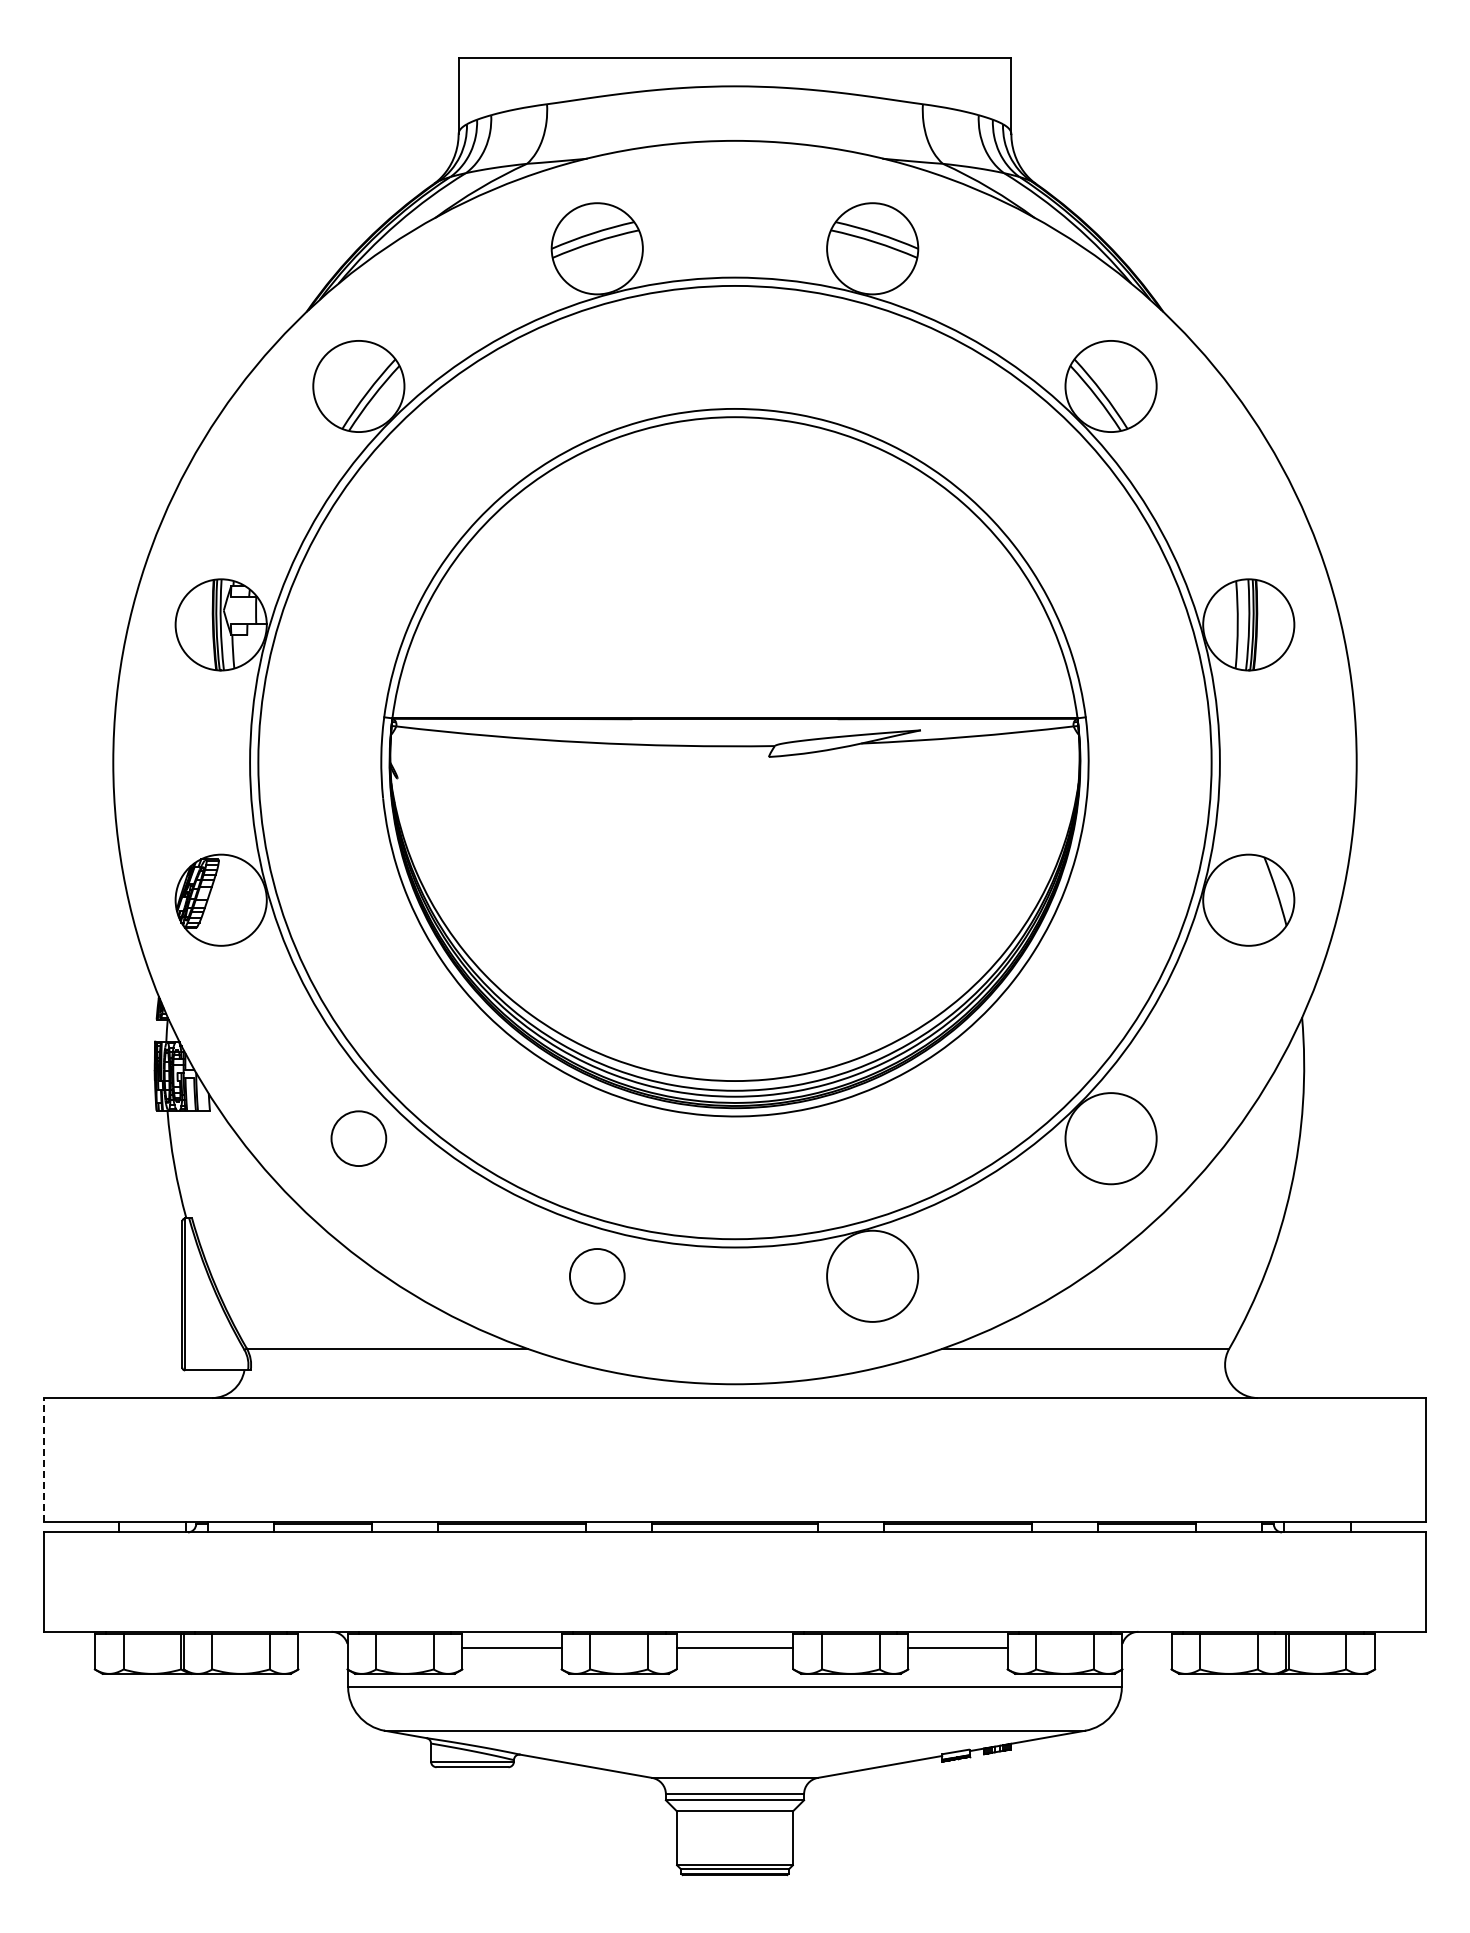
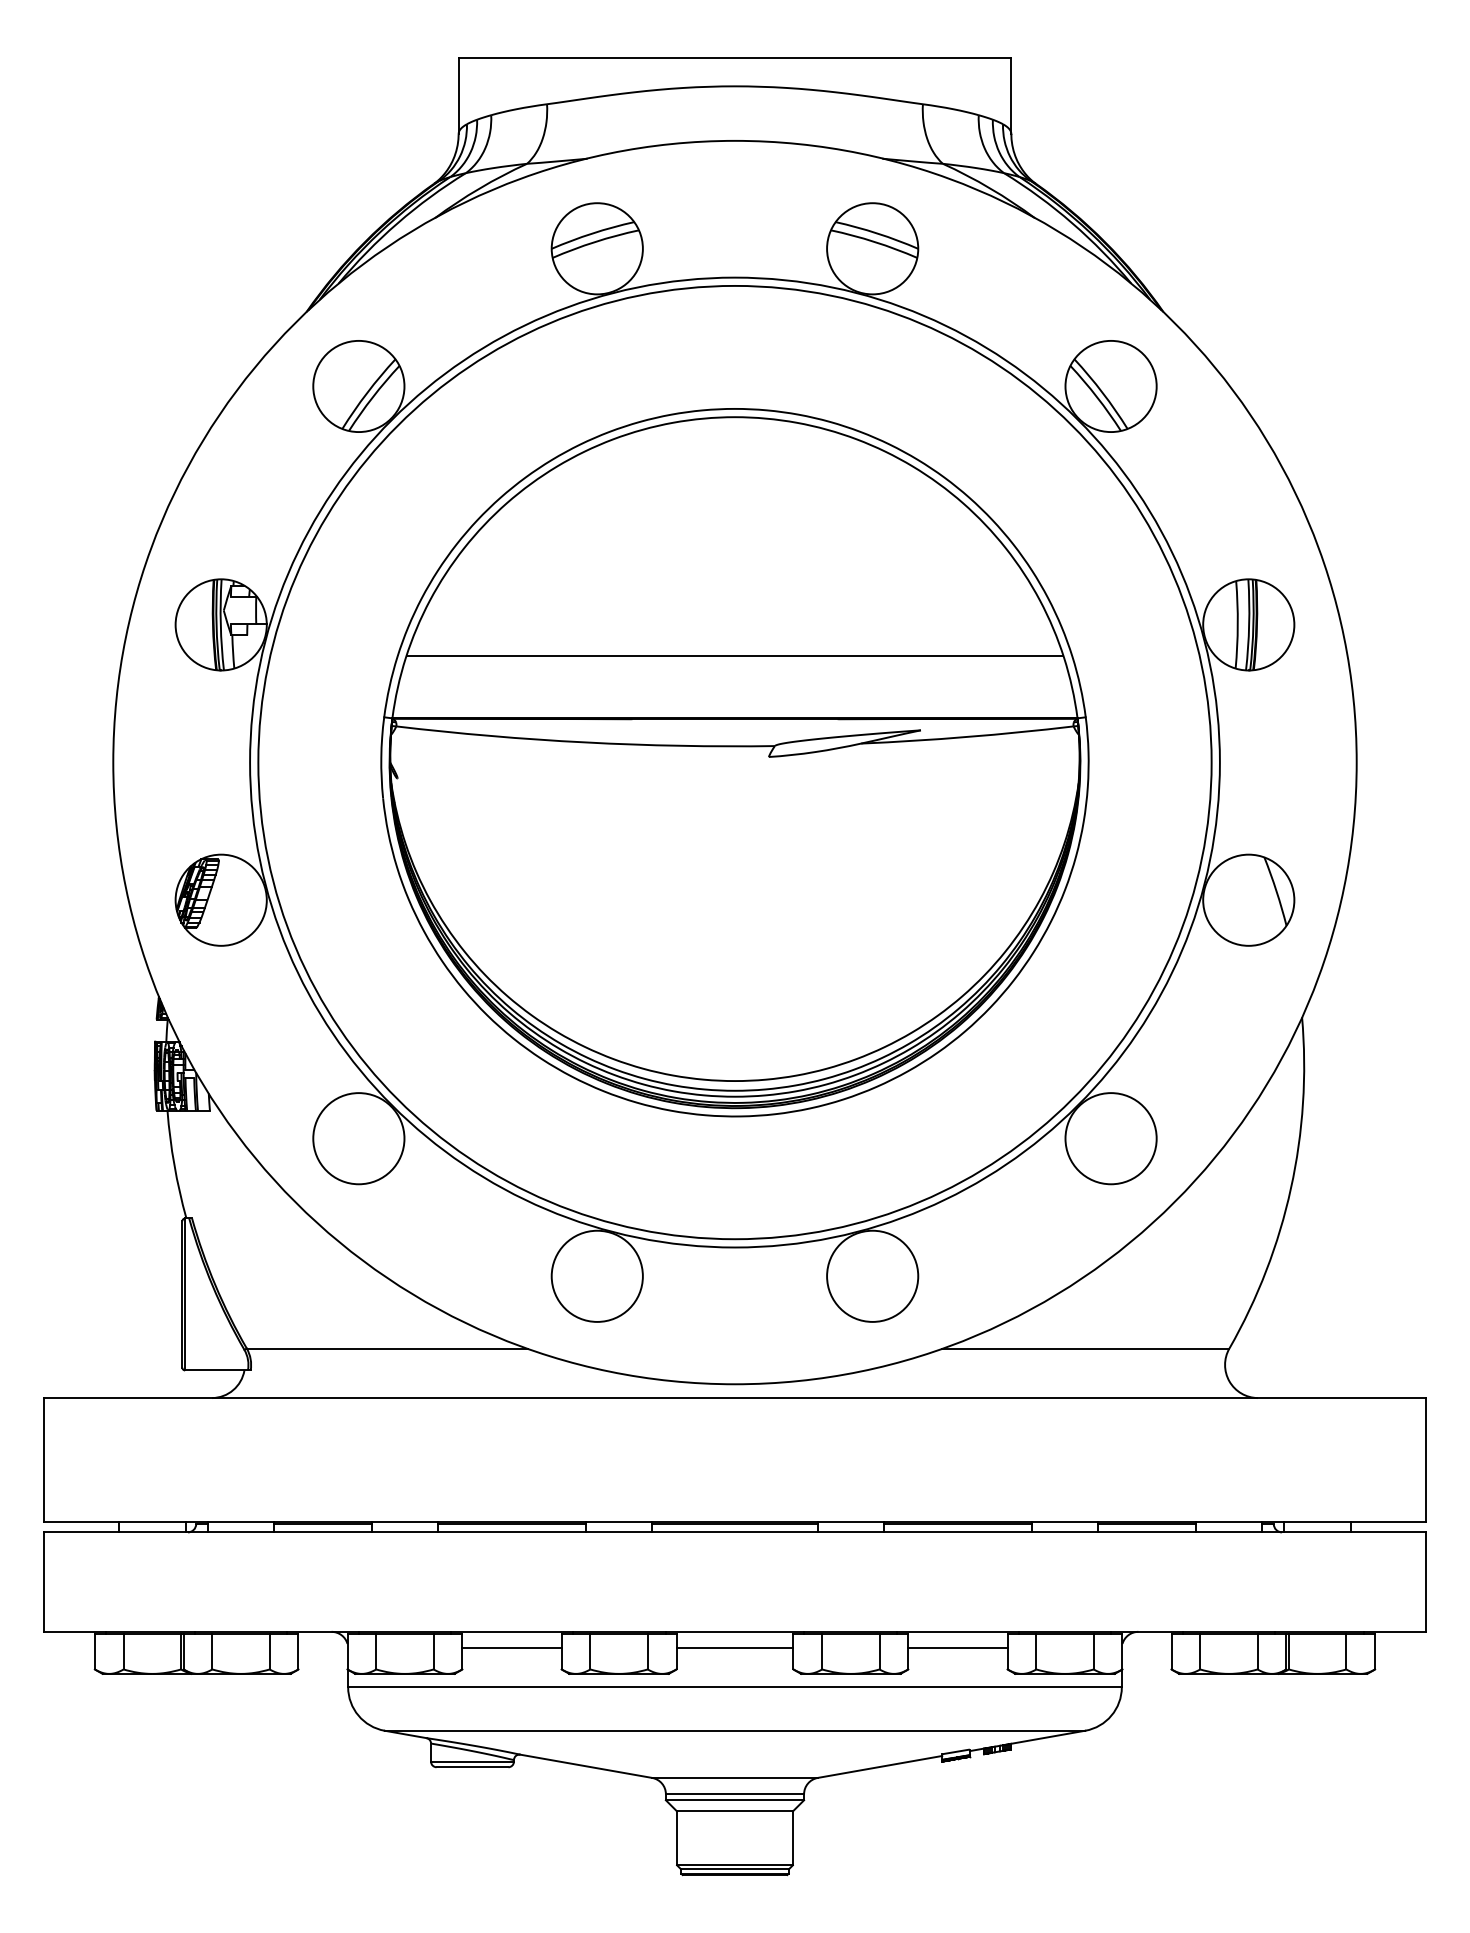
line: none -> present (734, 655)
circle diameter: 55 px -> 91 px (358, 1138)
circle diameter: 55 px -> 91 px (596, 1275)
line: dashed -> solid (44, 1459)
